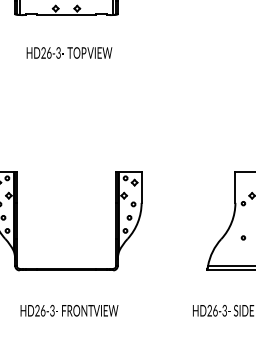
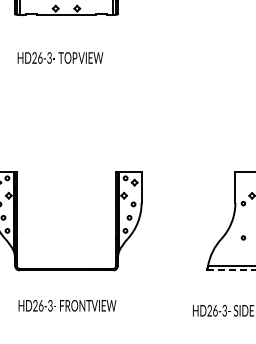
text position: (69, 52) -> (60, 57) (60, 57)
line: solid -> dashed (231, 270)
text position: (69, 310) -> (67, 305) (67, 305)
